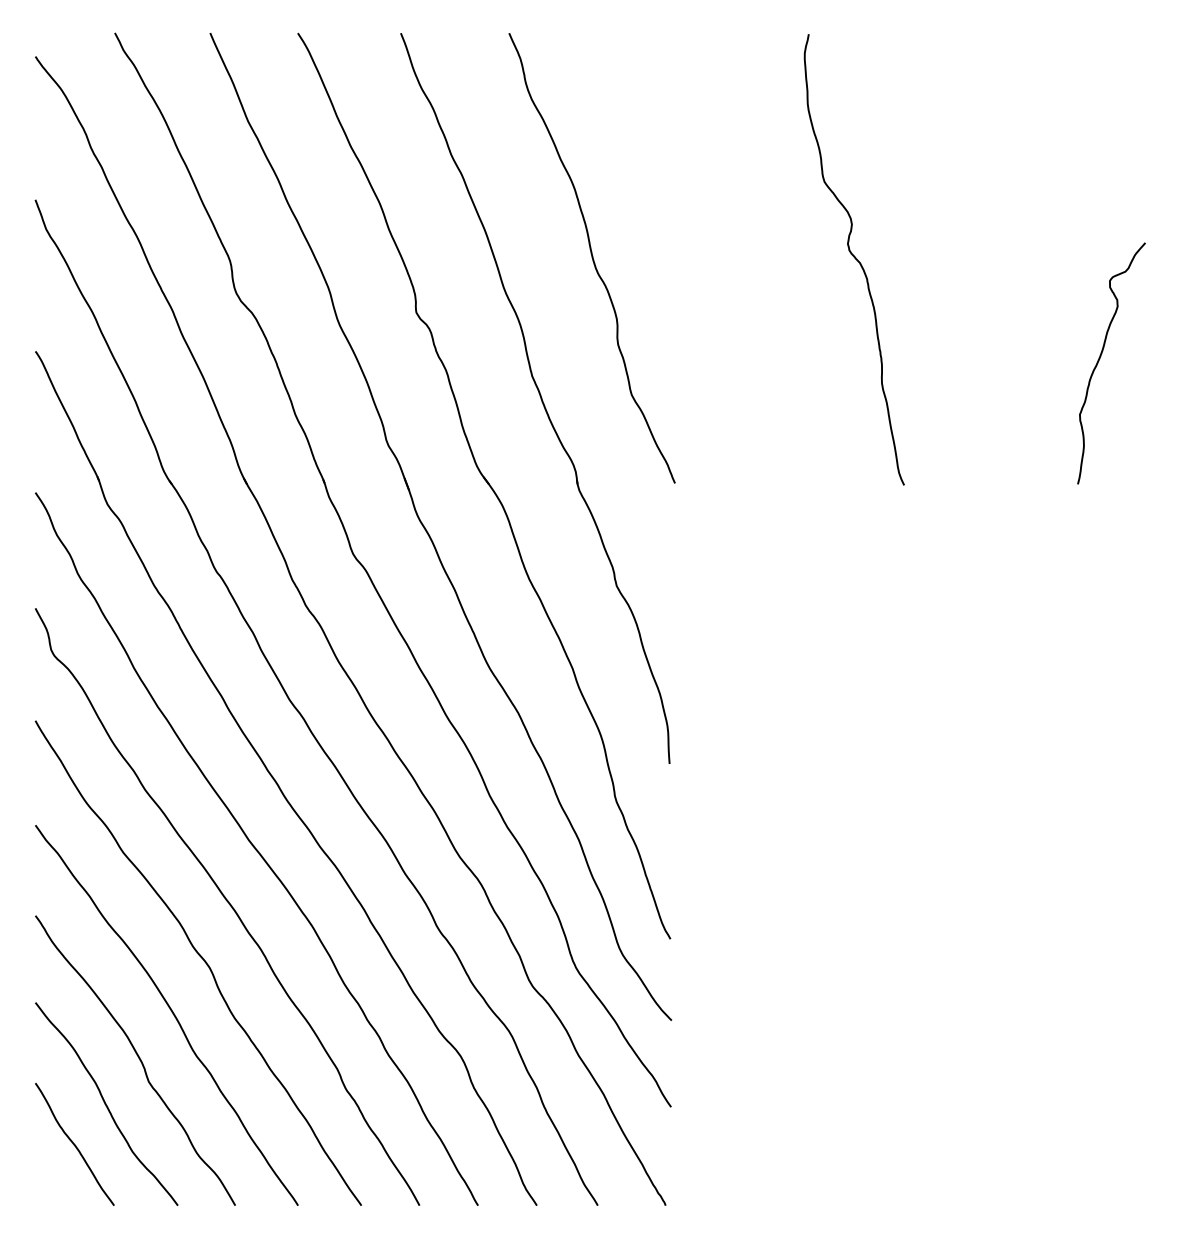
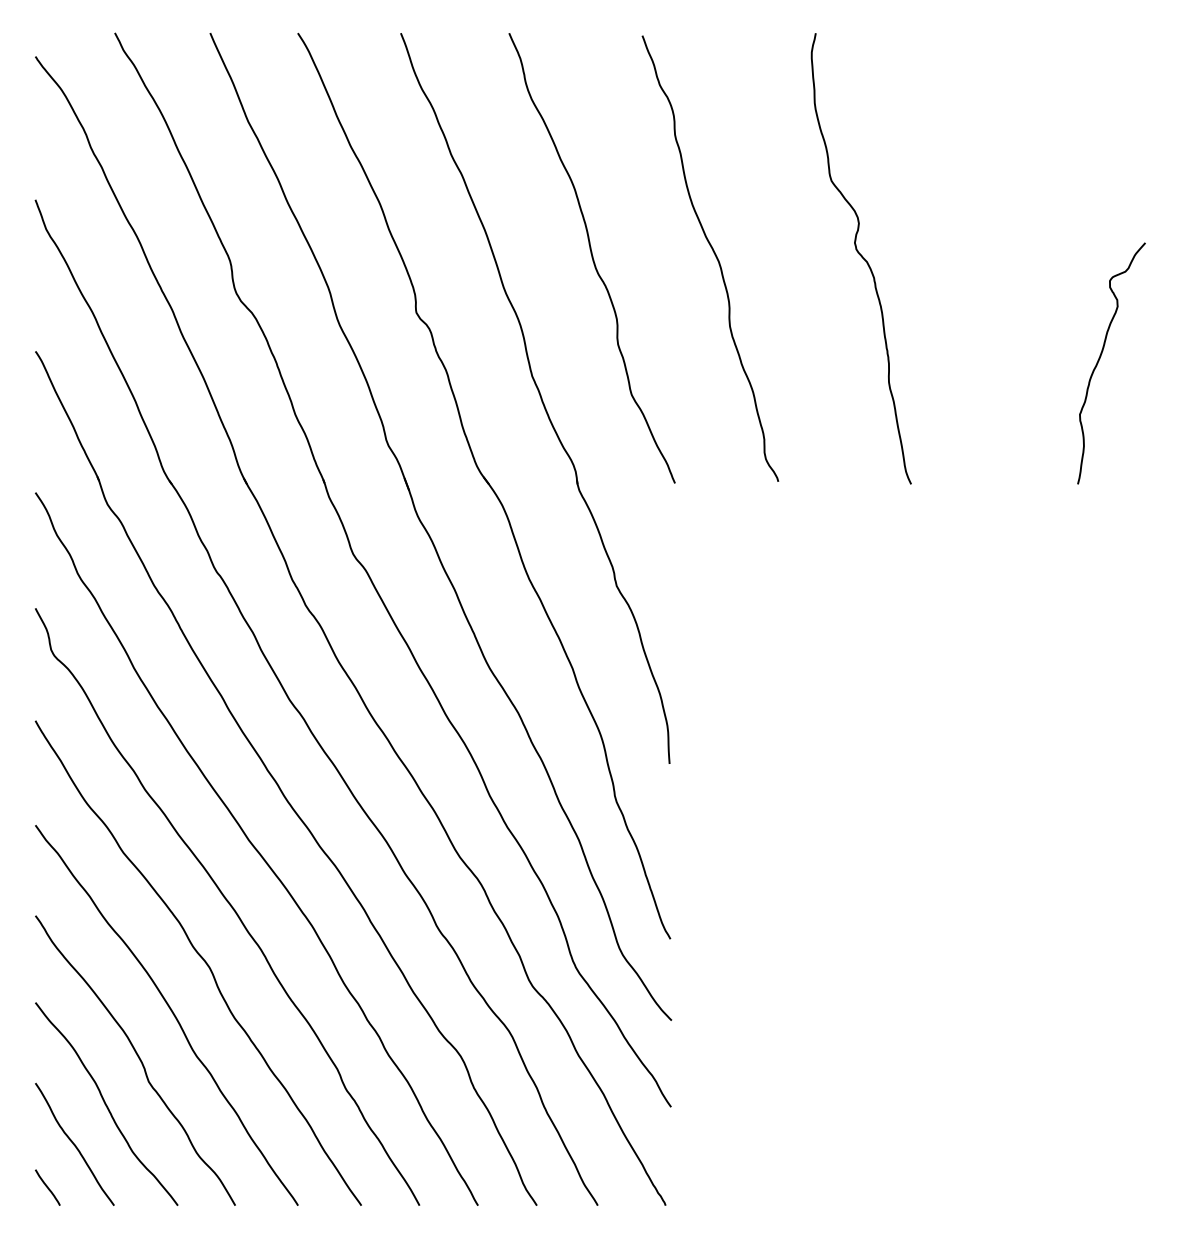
curve: none -> present (714, 255)
curve position: (854, 258) -> (861, 257) (861, 257)
line: none -> present (47, 1187)
